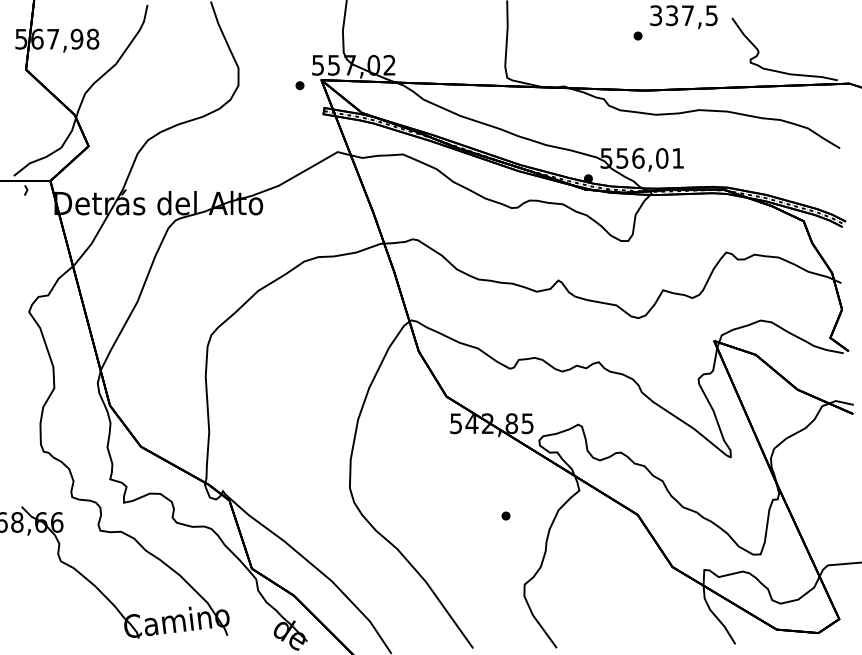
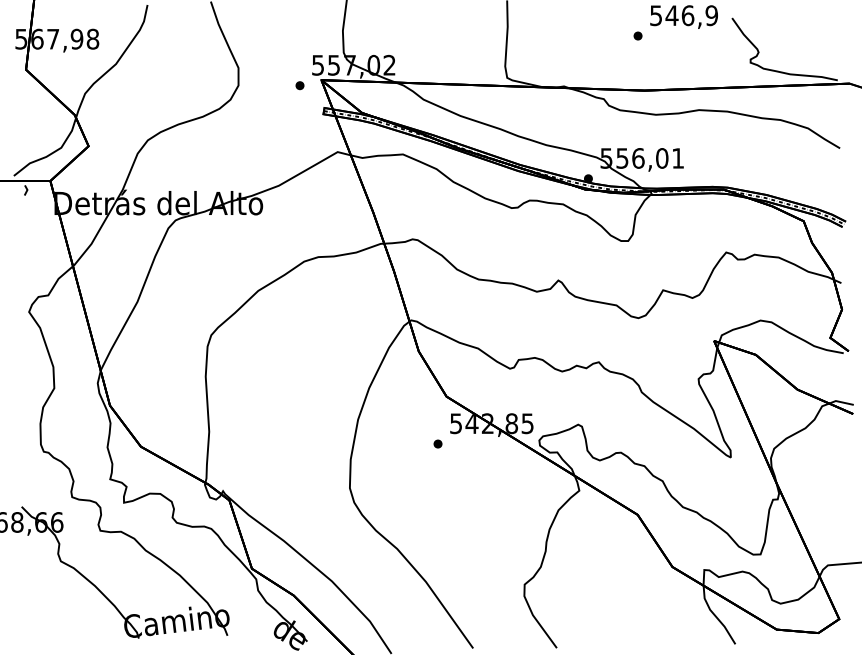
text: 337,5 -> 546,9 (683, 15)
part position: (505, 515) -> (437, 443) (437, 443)
